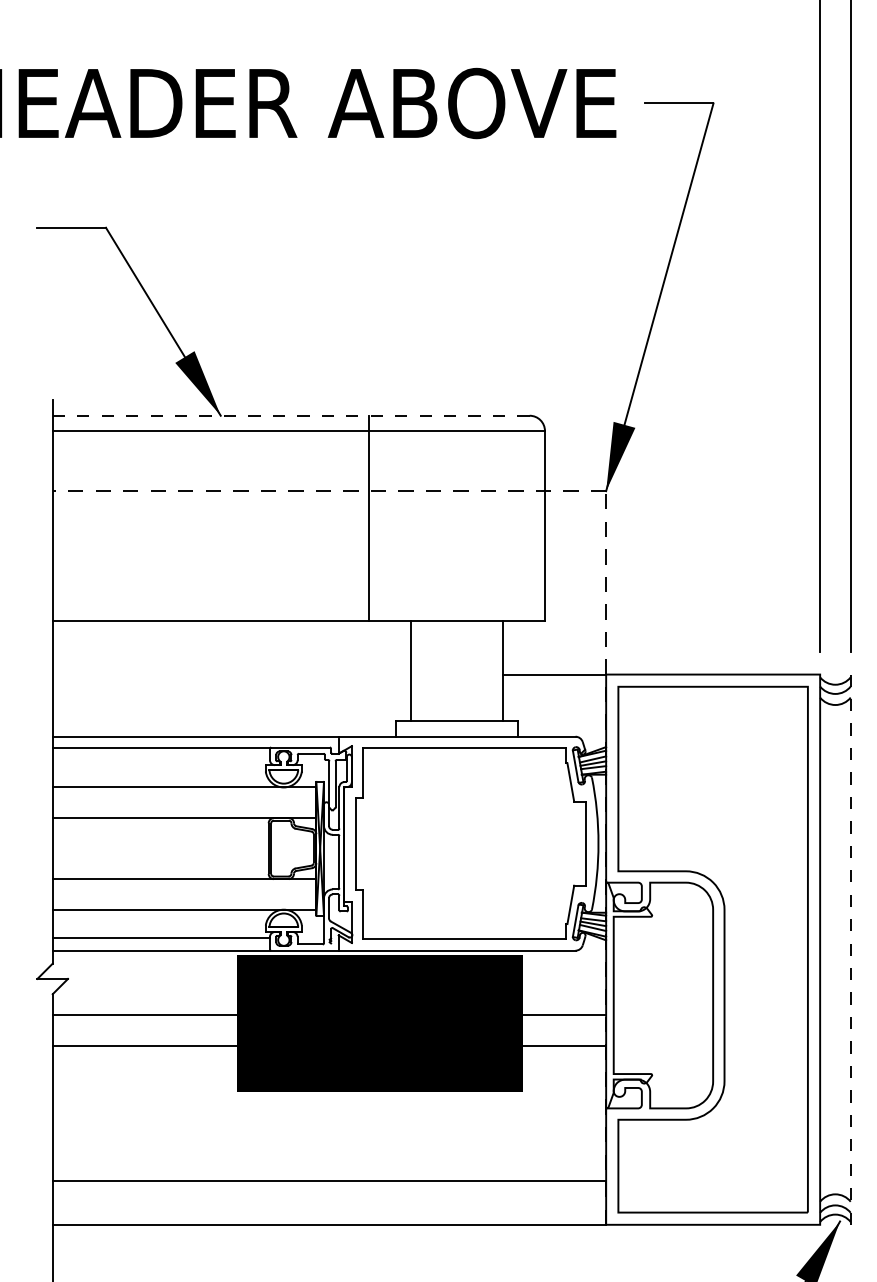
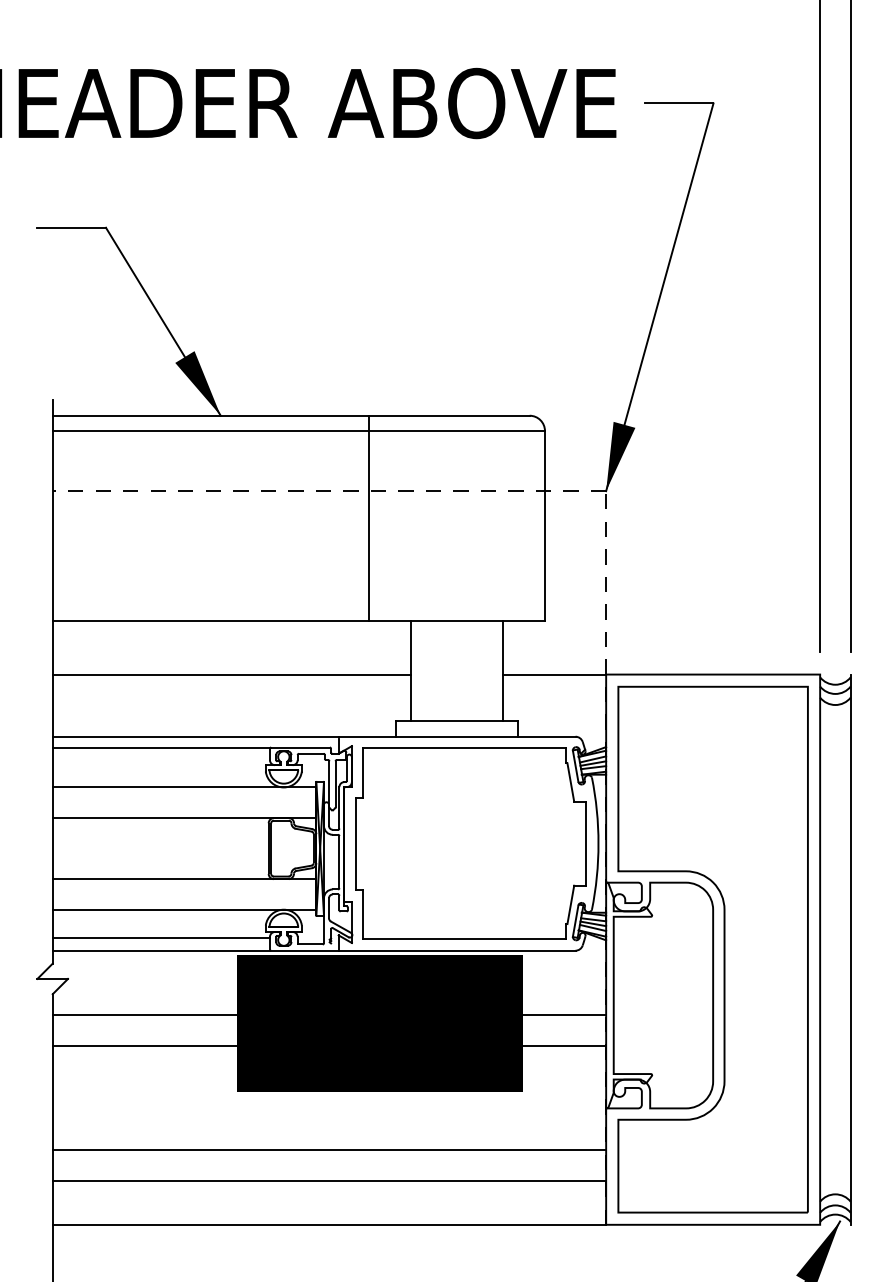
line: dashed -> solid (291, 415)
line: none -> present (231, 674)
line: dashed -> solid (850, 949)
line: none -> present (329, 1150)
